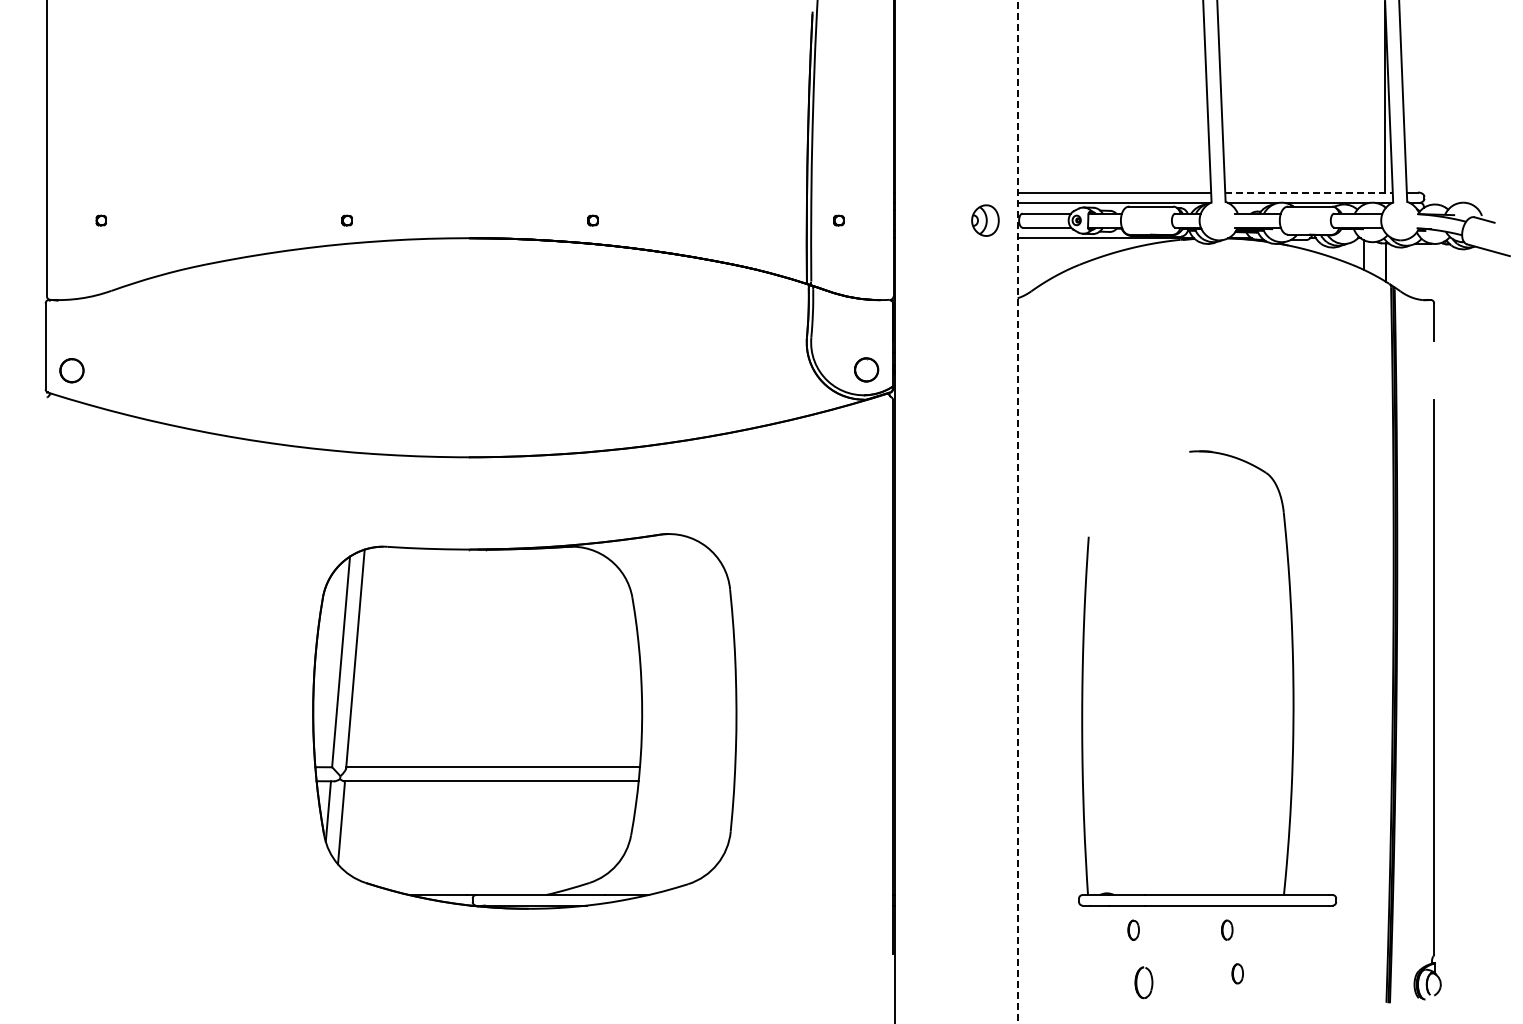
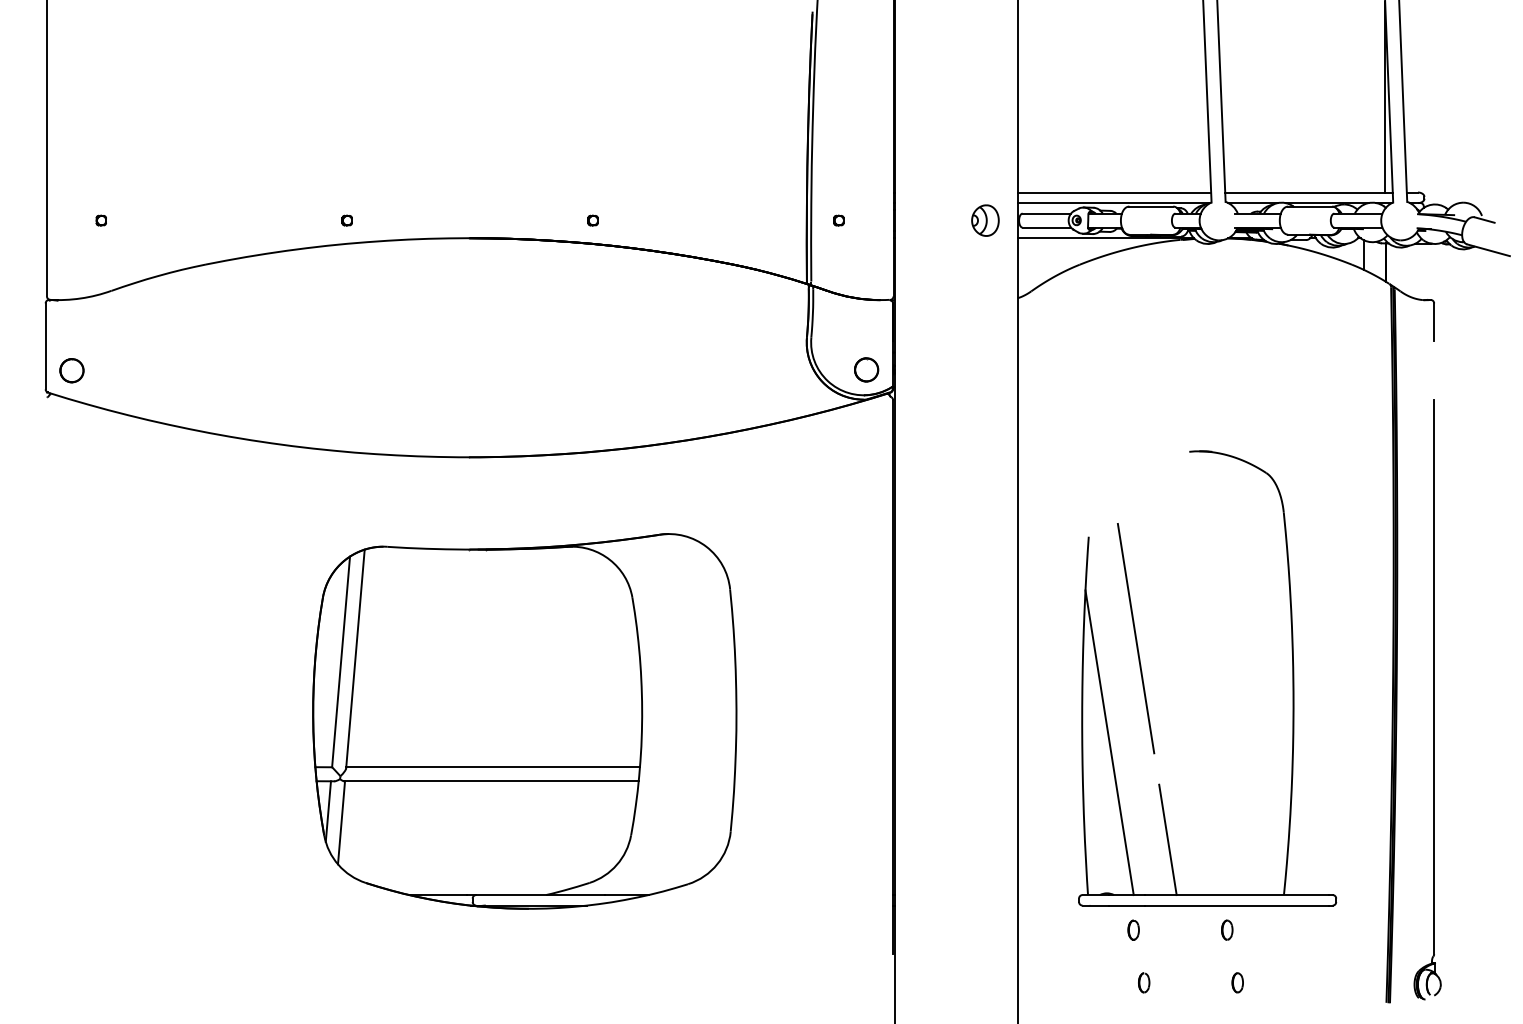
line: dashed -> solid (1309, 192)
line: dashed -> solid (1017, 511)
line: none -> present (1135, 638)
line: none -> present (1109, 742)
line: none -> present (1167, 839)
part position: (1237, 973) -> (1237, 982) (1237, 982)
part size: 20x34 px -> 13x22 px (1144, 982)
